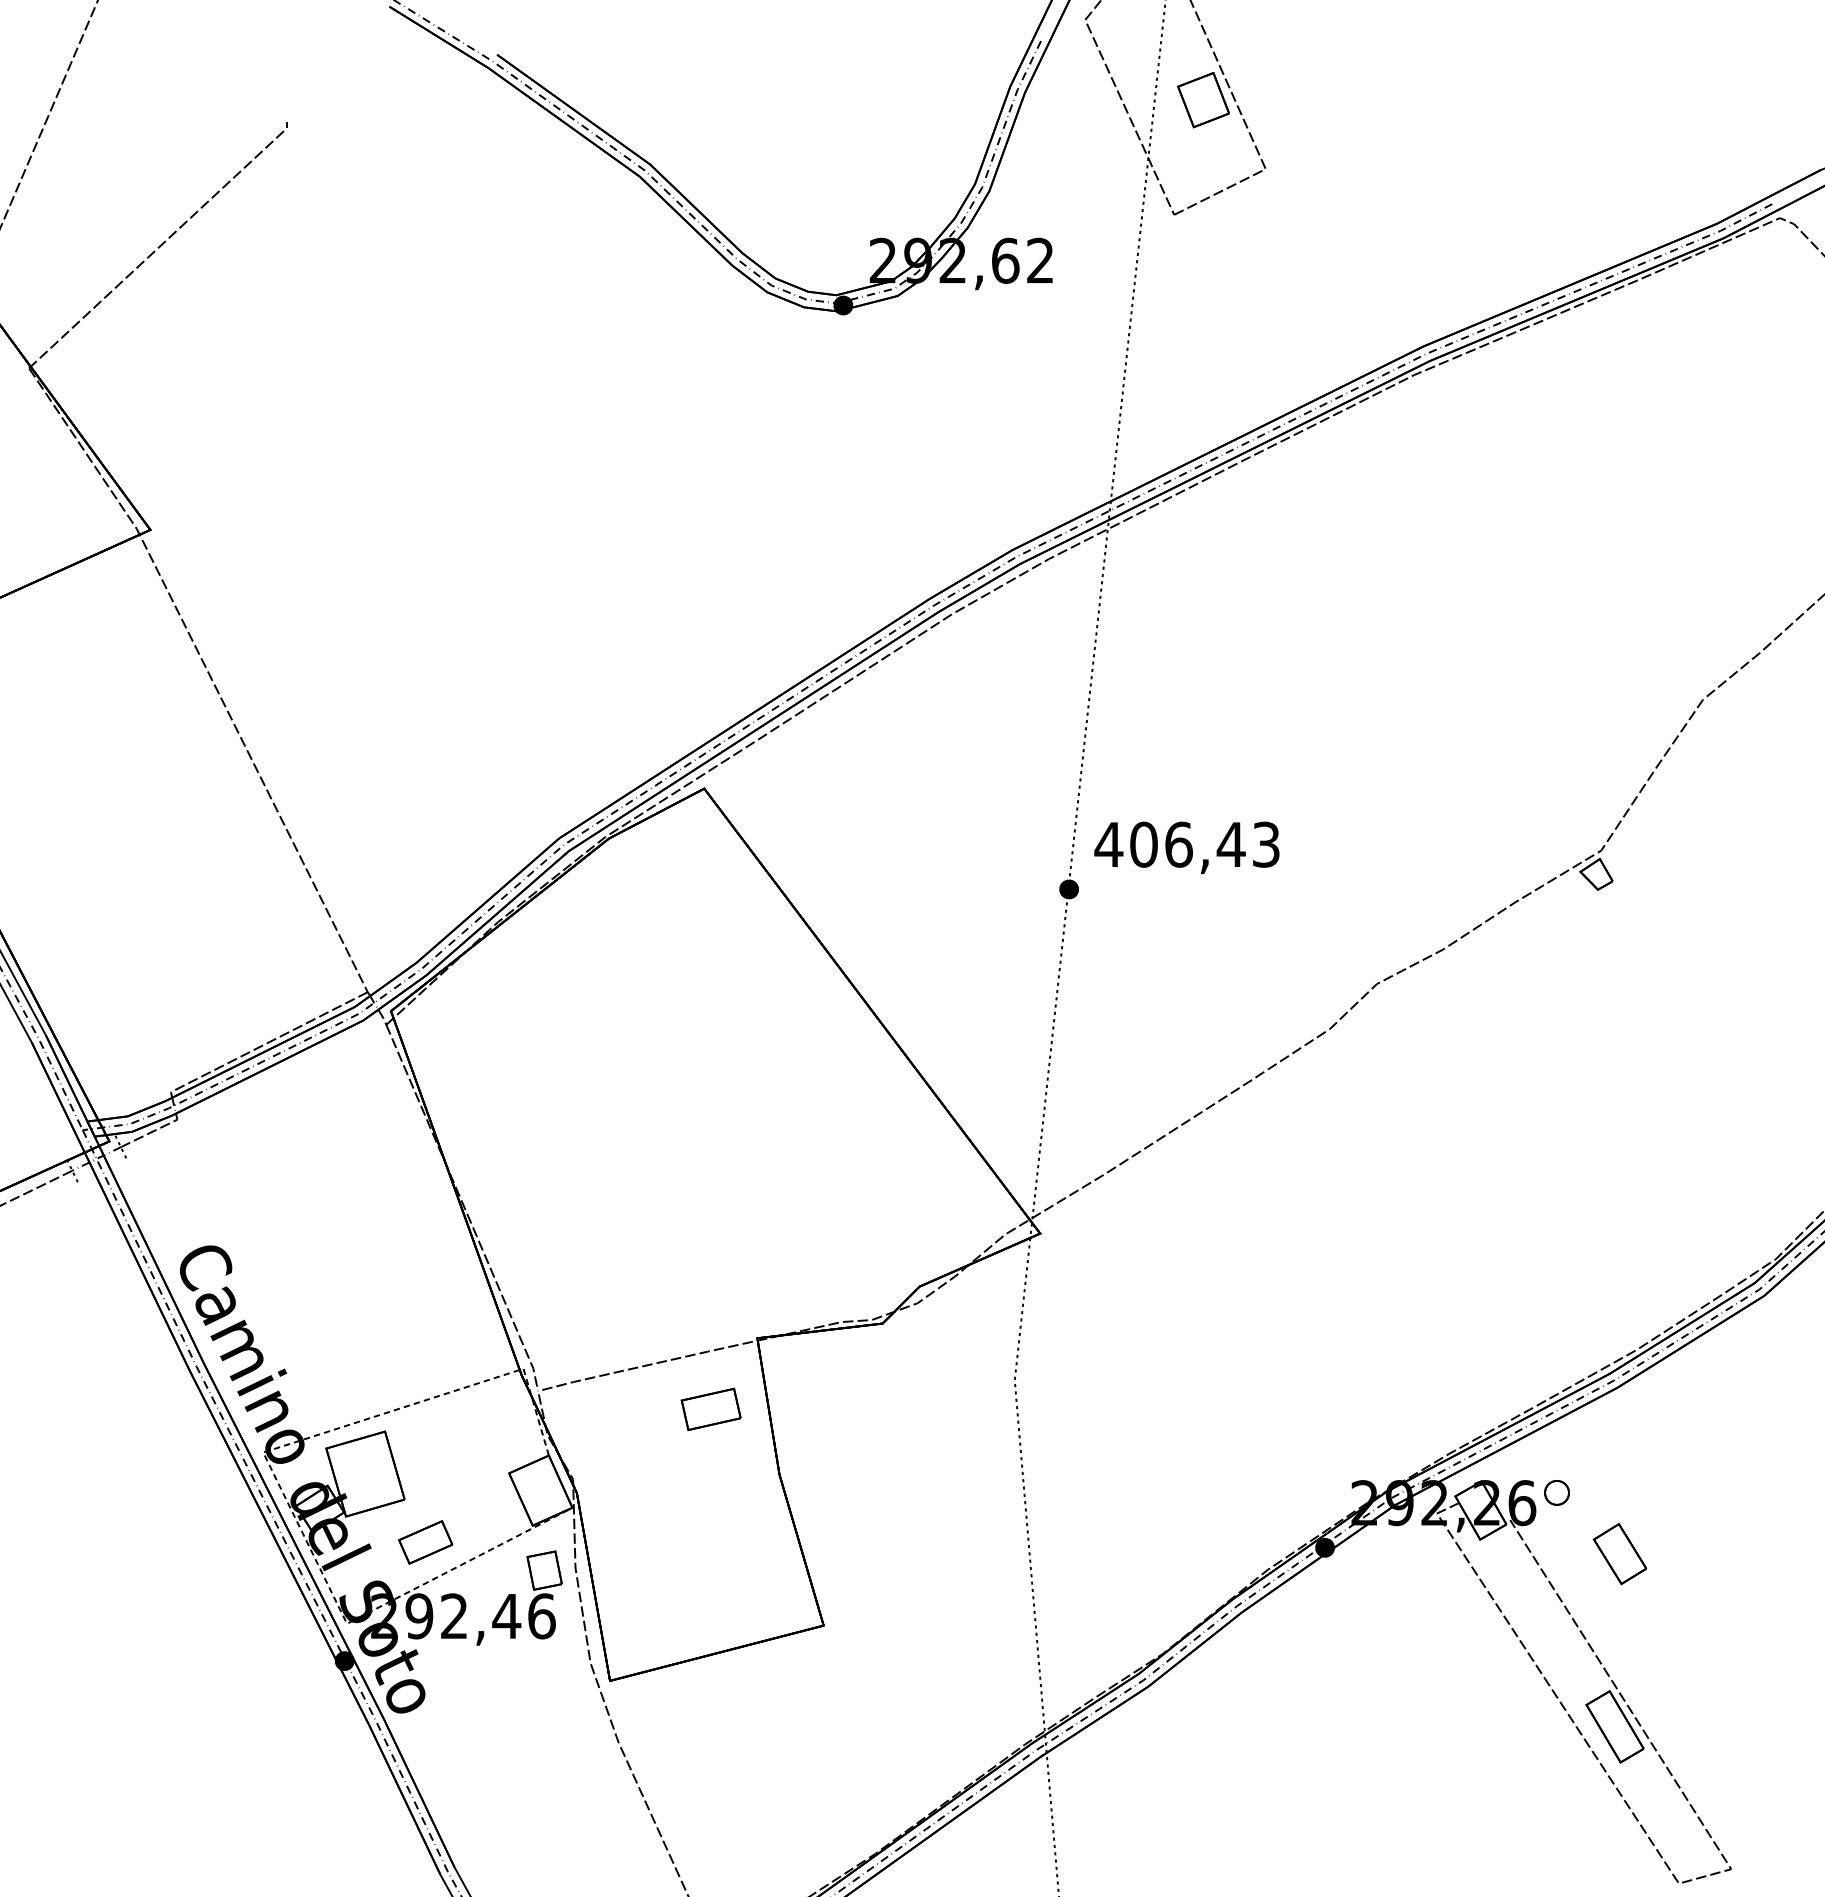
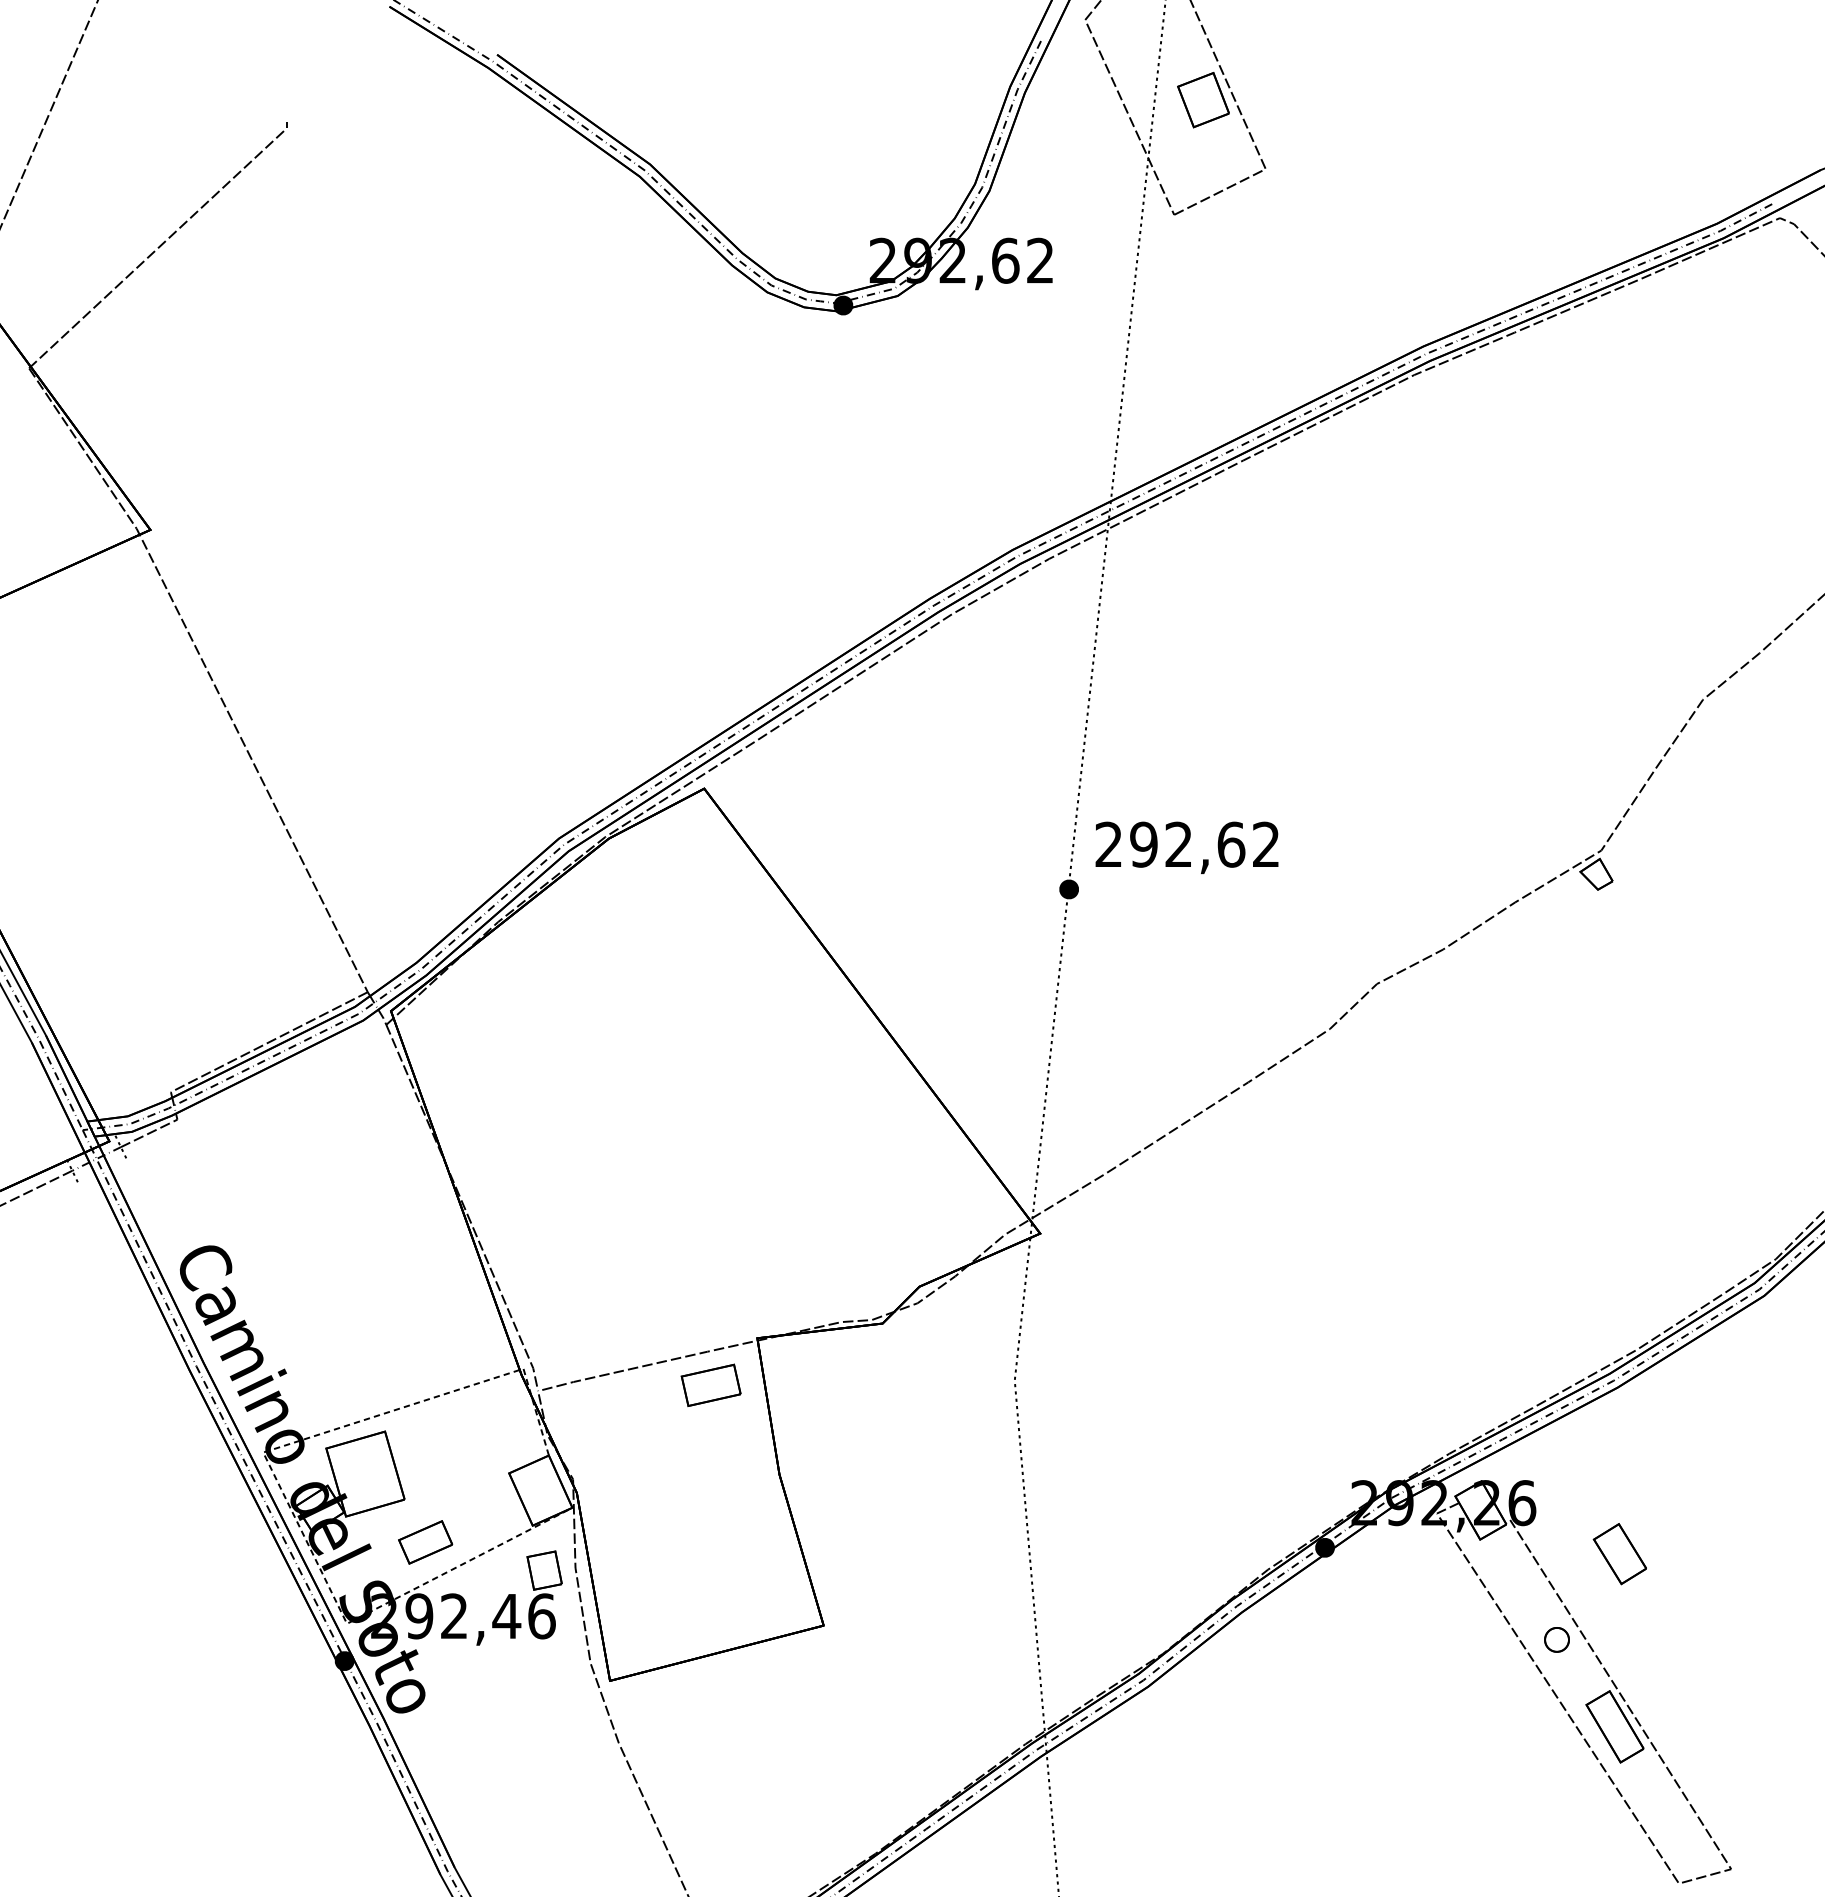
text: 406,43 -> 292,62 (1186, 844)
part position: (710, 1408) -> (710, 1384) (710, 1384)
part position: (1556, 1492) -> (1556, 1639) (1556, 1639)
